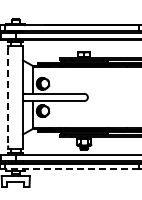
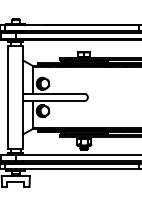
line: dashed -> solid (8, 97)
line: dashed -> solid (72, 169)
